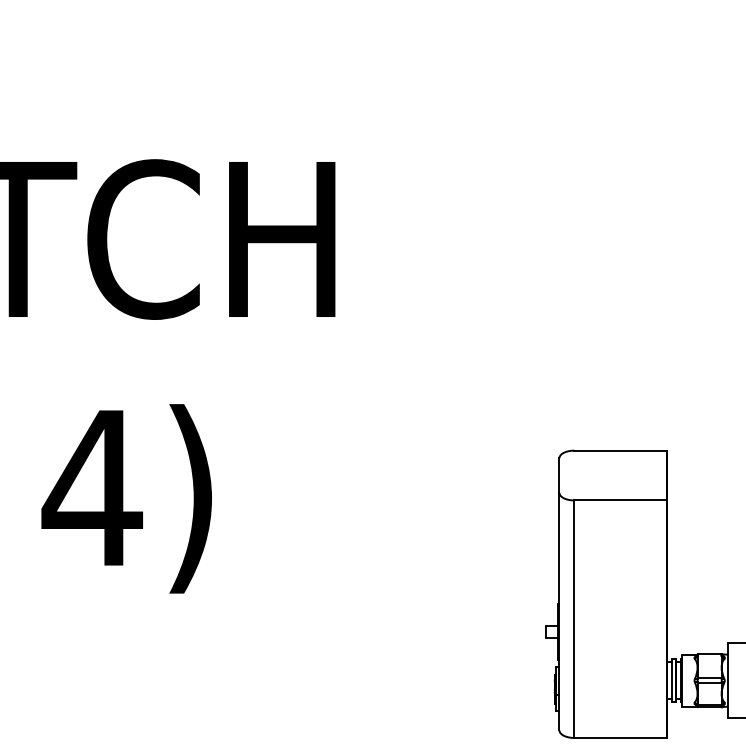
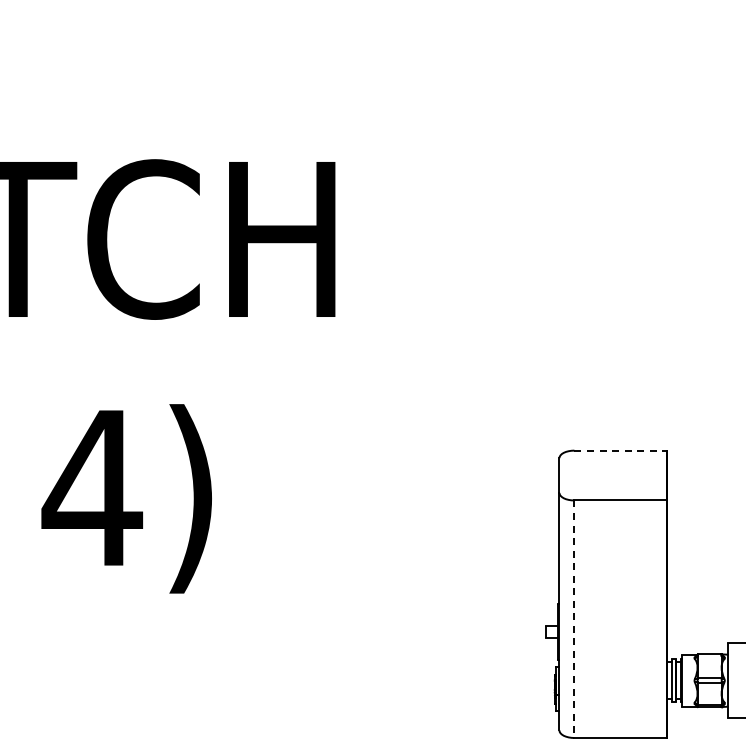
line: solid -> dashed (621, 450)
line: solid -> dashed (574, 619)
